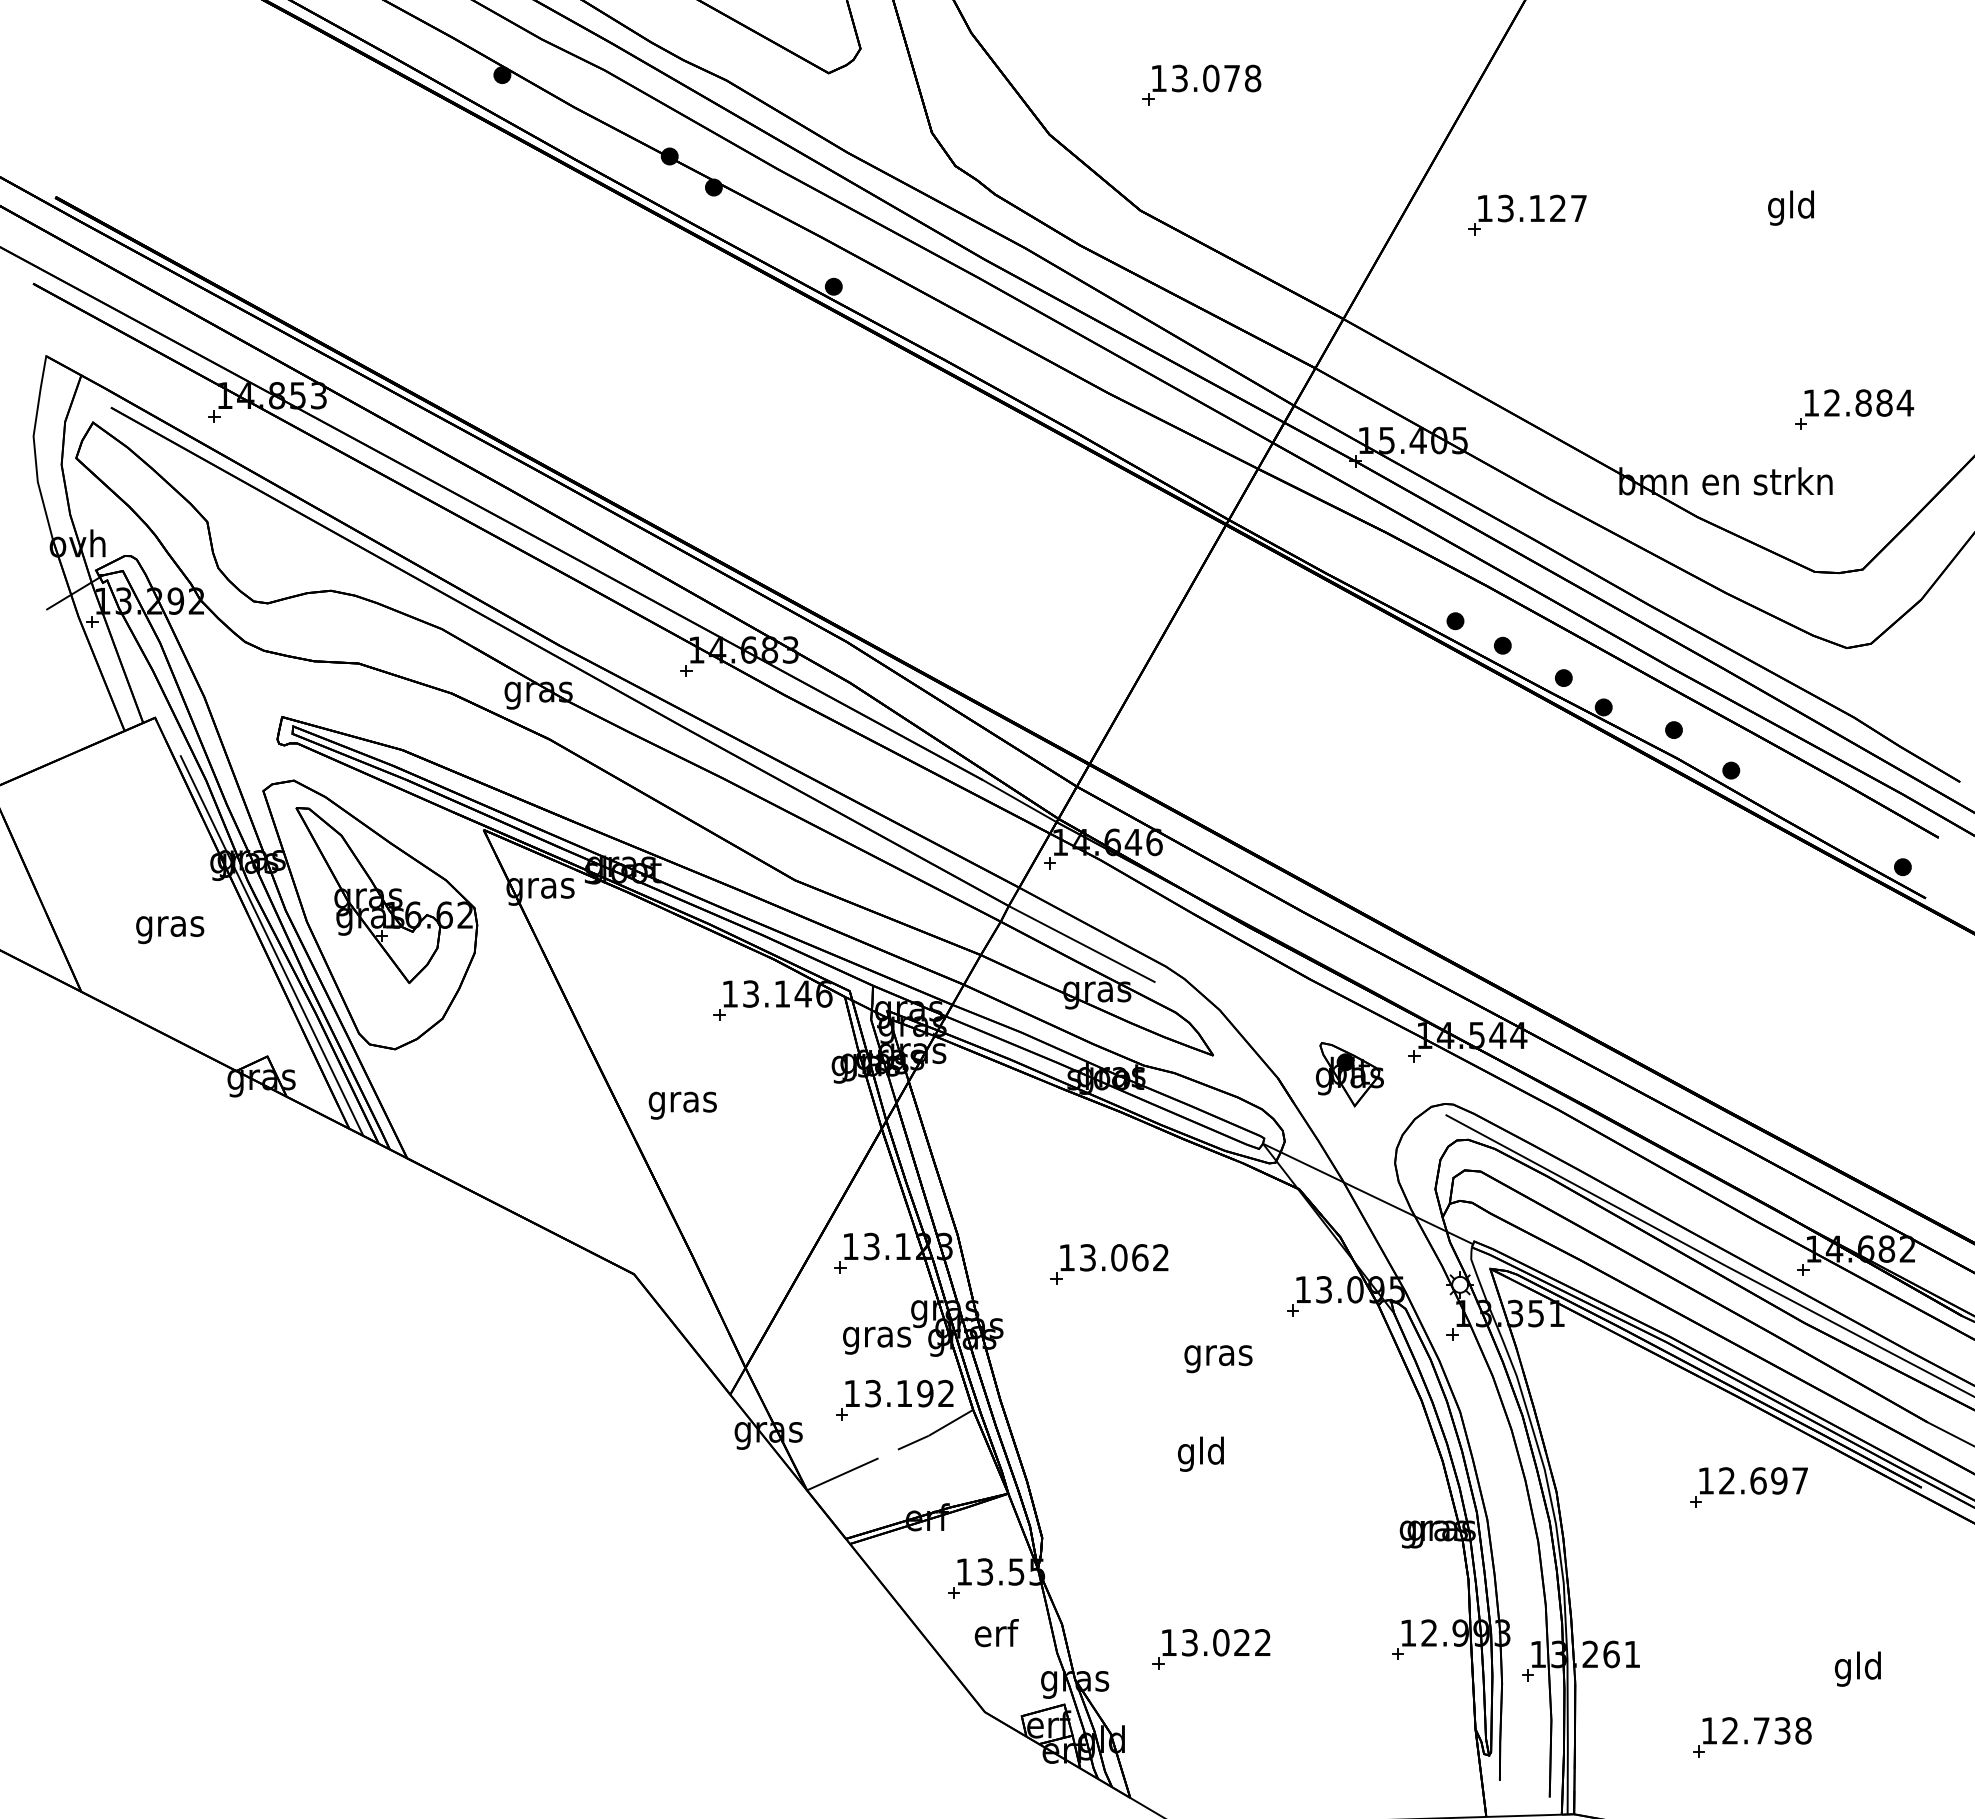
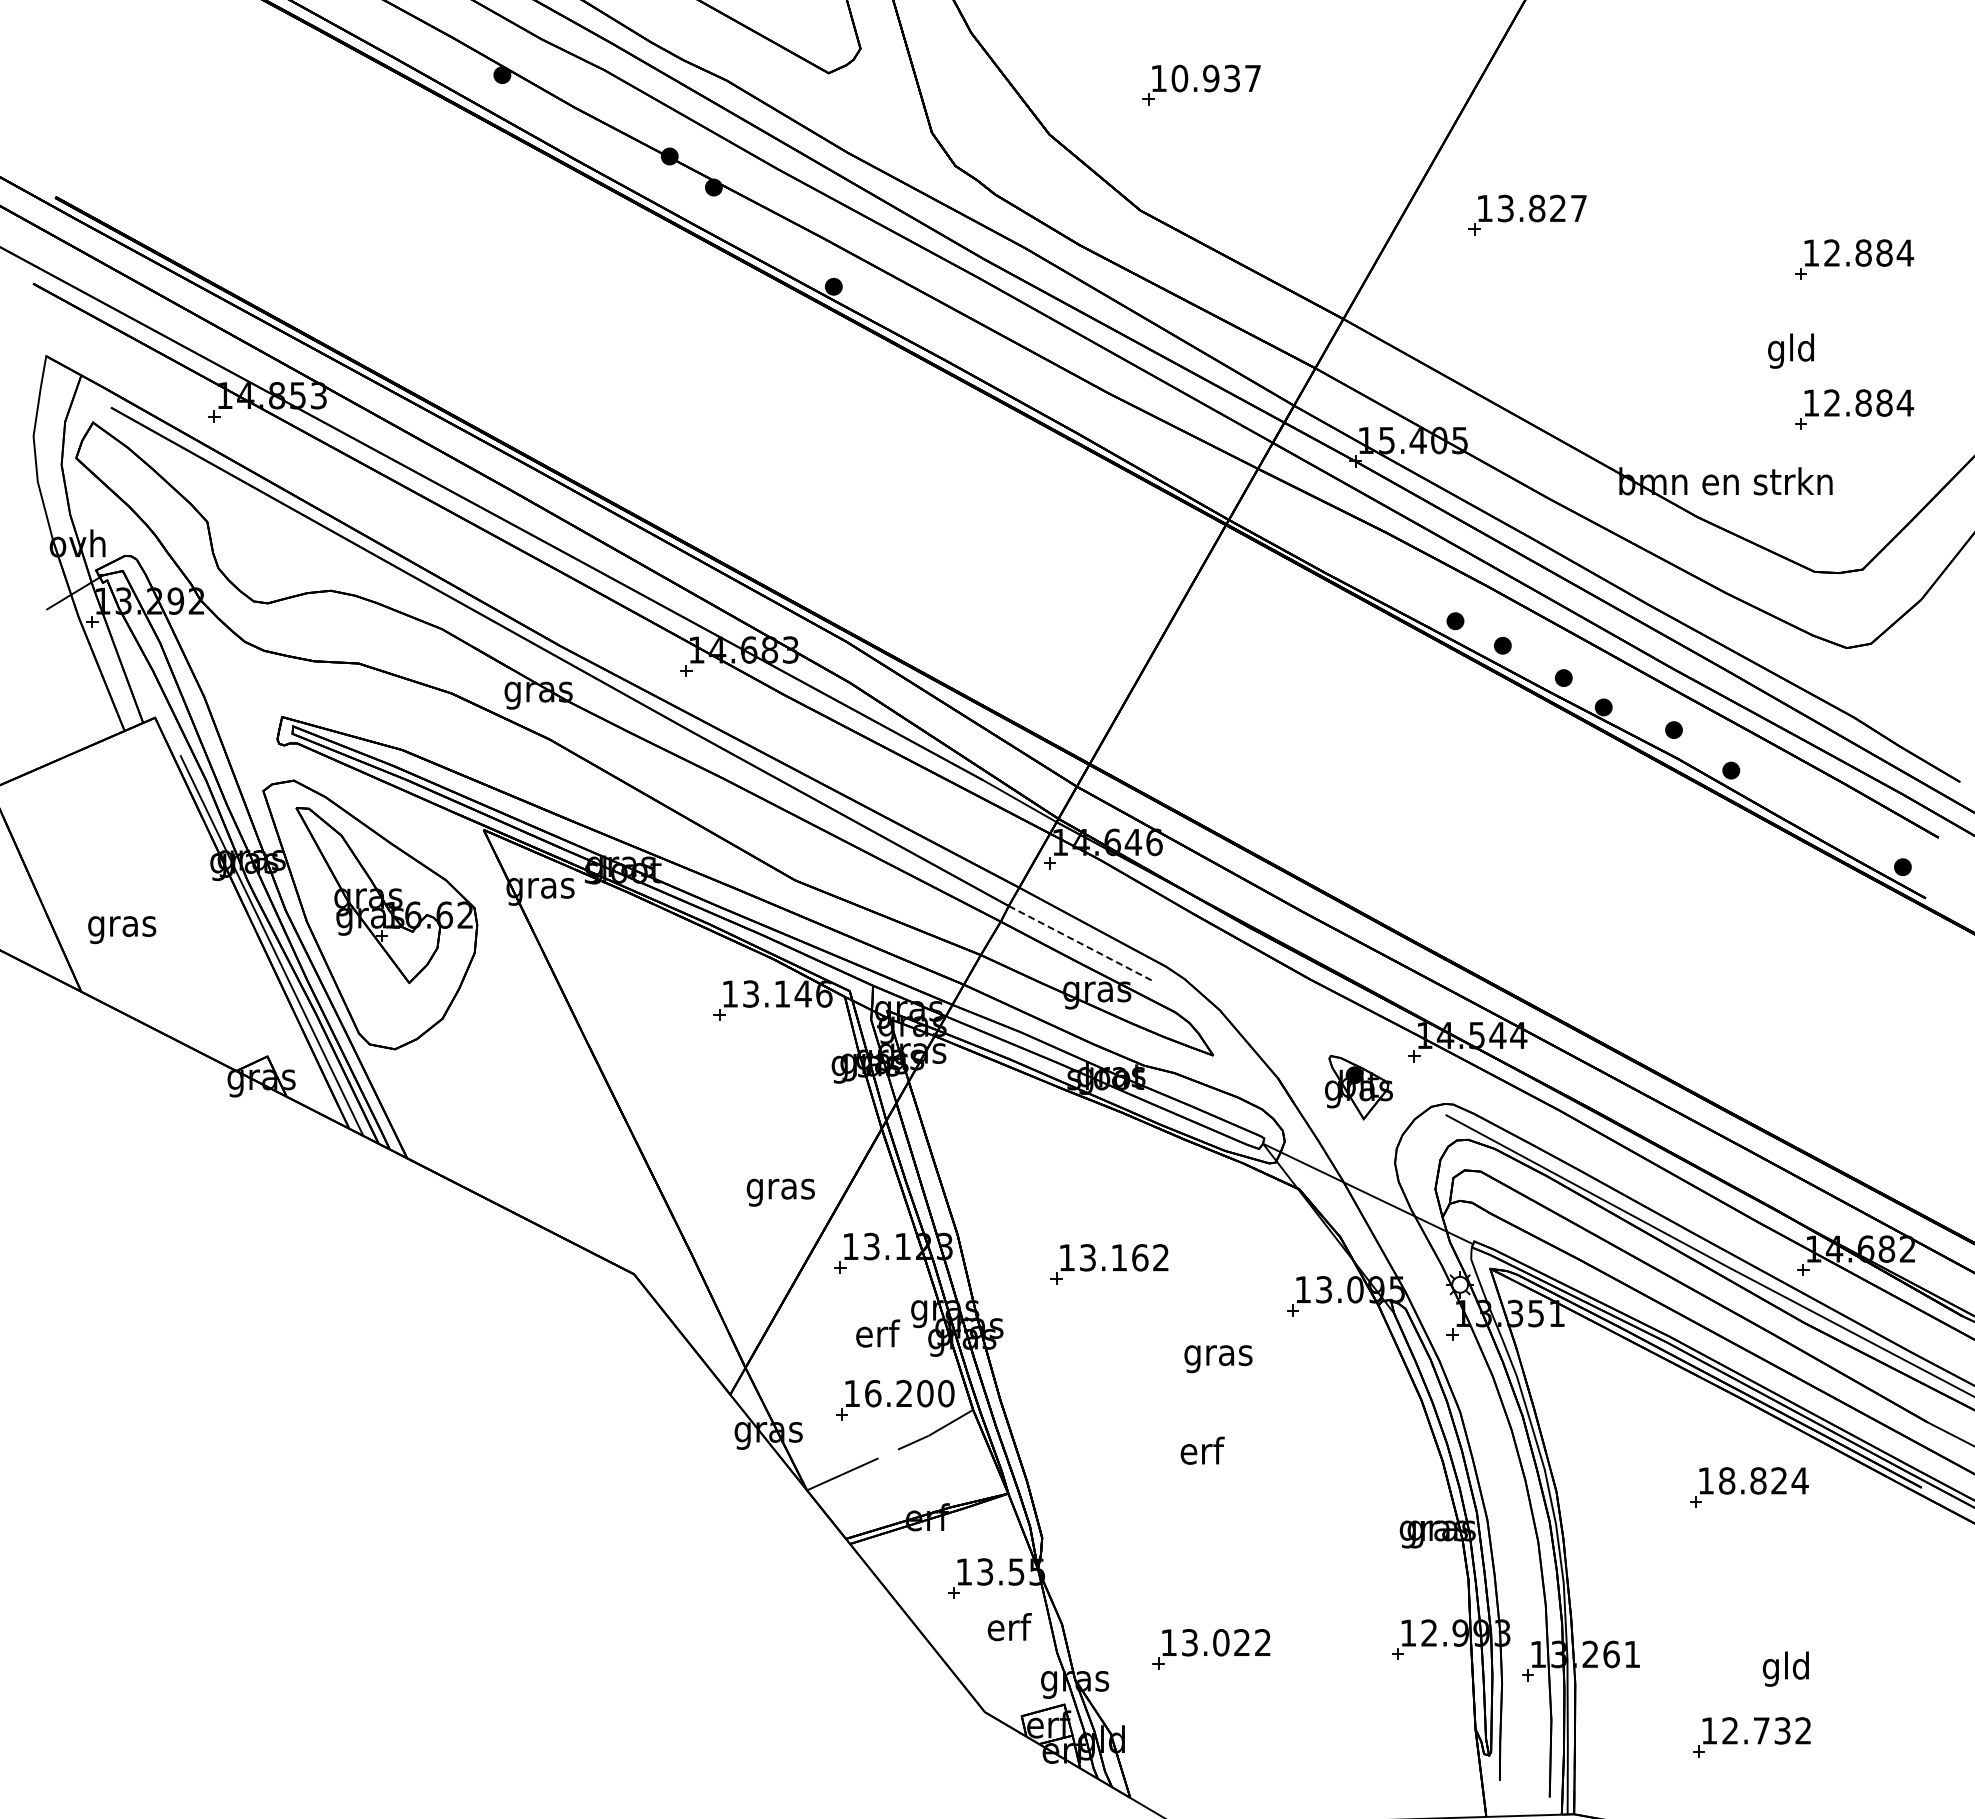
text: 13.078 -> 10.937 (1216, 78)
text position: (1790, 207) -> (1790, 350) (1790, 350)
text: 13.127 -> 13.827 (1537, 208)
part: none -> present (1854, 259)
text position: (170, 930) -> (122, 930) (122, 930)
line: solid -> dashed (1082, 944)
part position: (1349, 1074) -> (1358, 1087) (1358, 1087)
text position: (682, 1105) -> (780, 1192) (780, 1192)
text: 13.062 -> 13.162 (1119, 1257)
text: gras -> erf (877, 1336)
text: 13.192 -> 16.200 (909, 1393)
text: gld -> erf (1200, 1453)
text: 12.697 -> 18.824 (1763, 1480)
text position: (996, 1633) -> (1009, 1627) (1009, 1627)
text position: (1857, 1668) -> (1785, 1668) (1785, 1668)
text: 12.738 -> 12.732 (1803, 1730)
